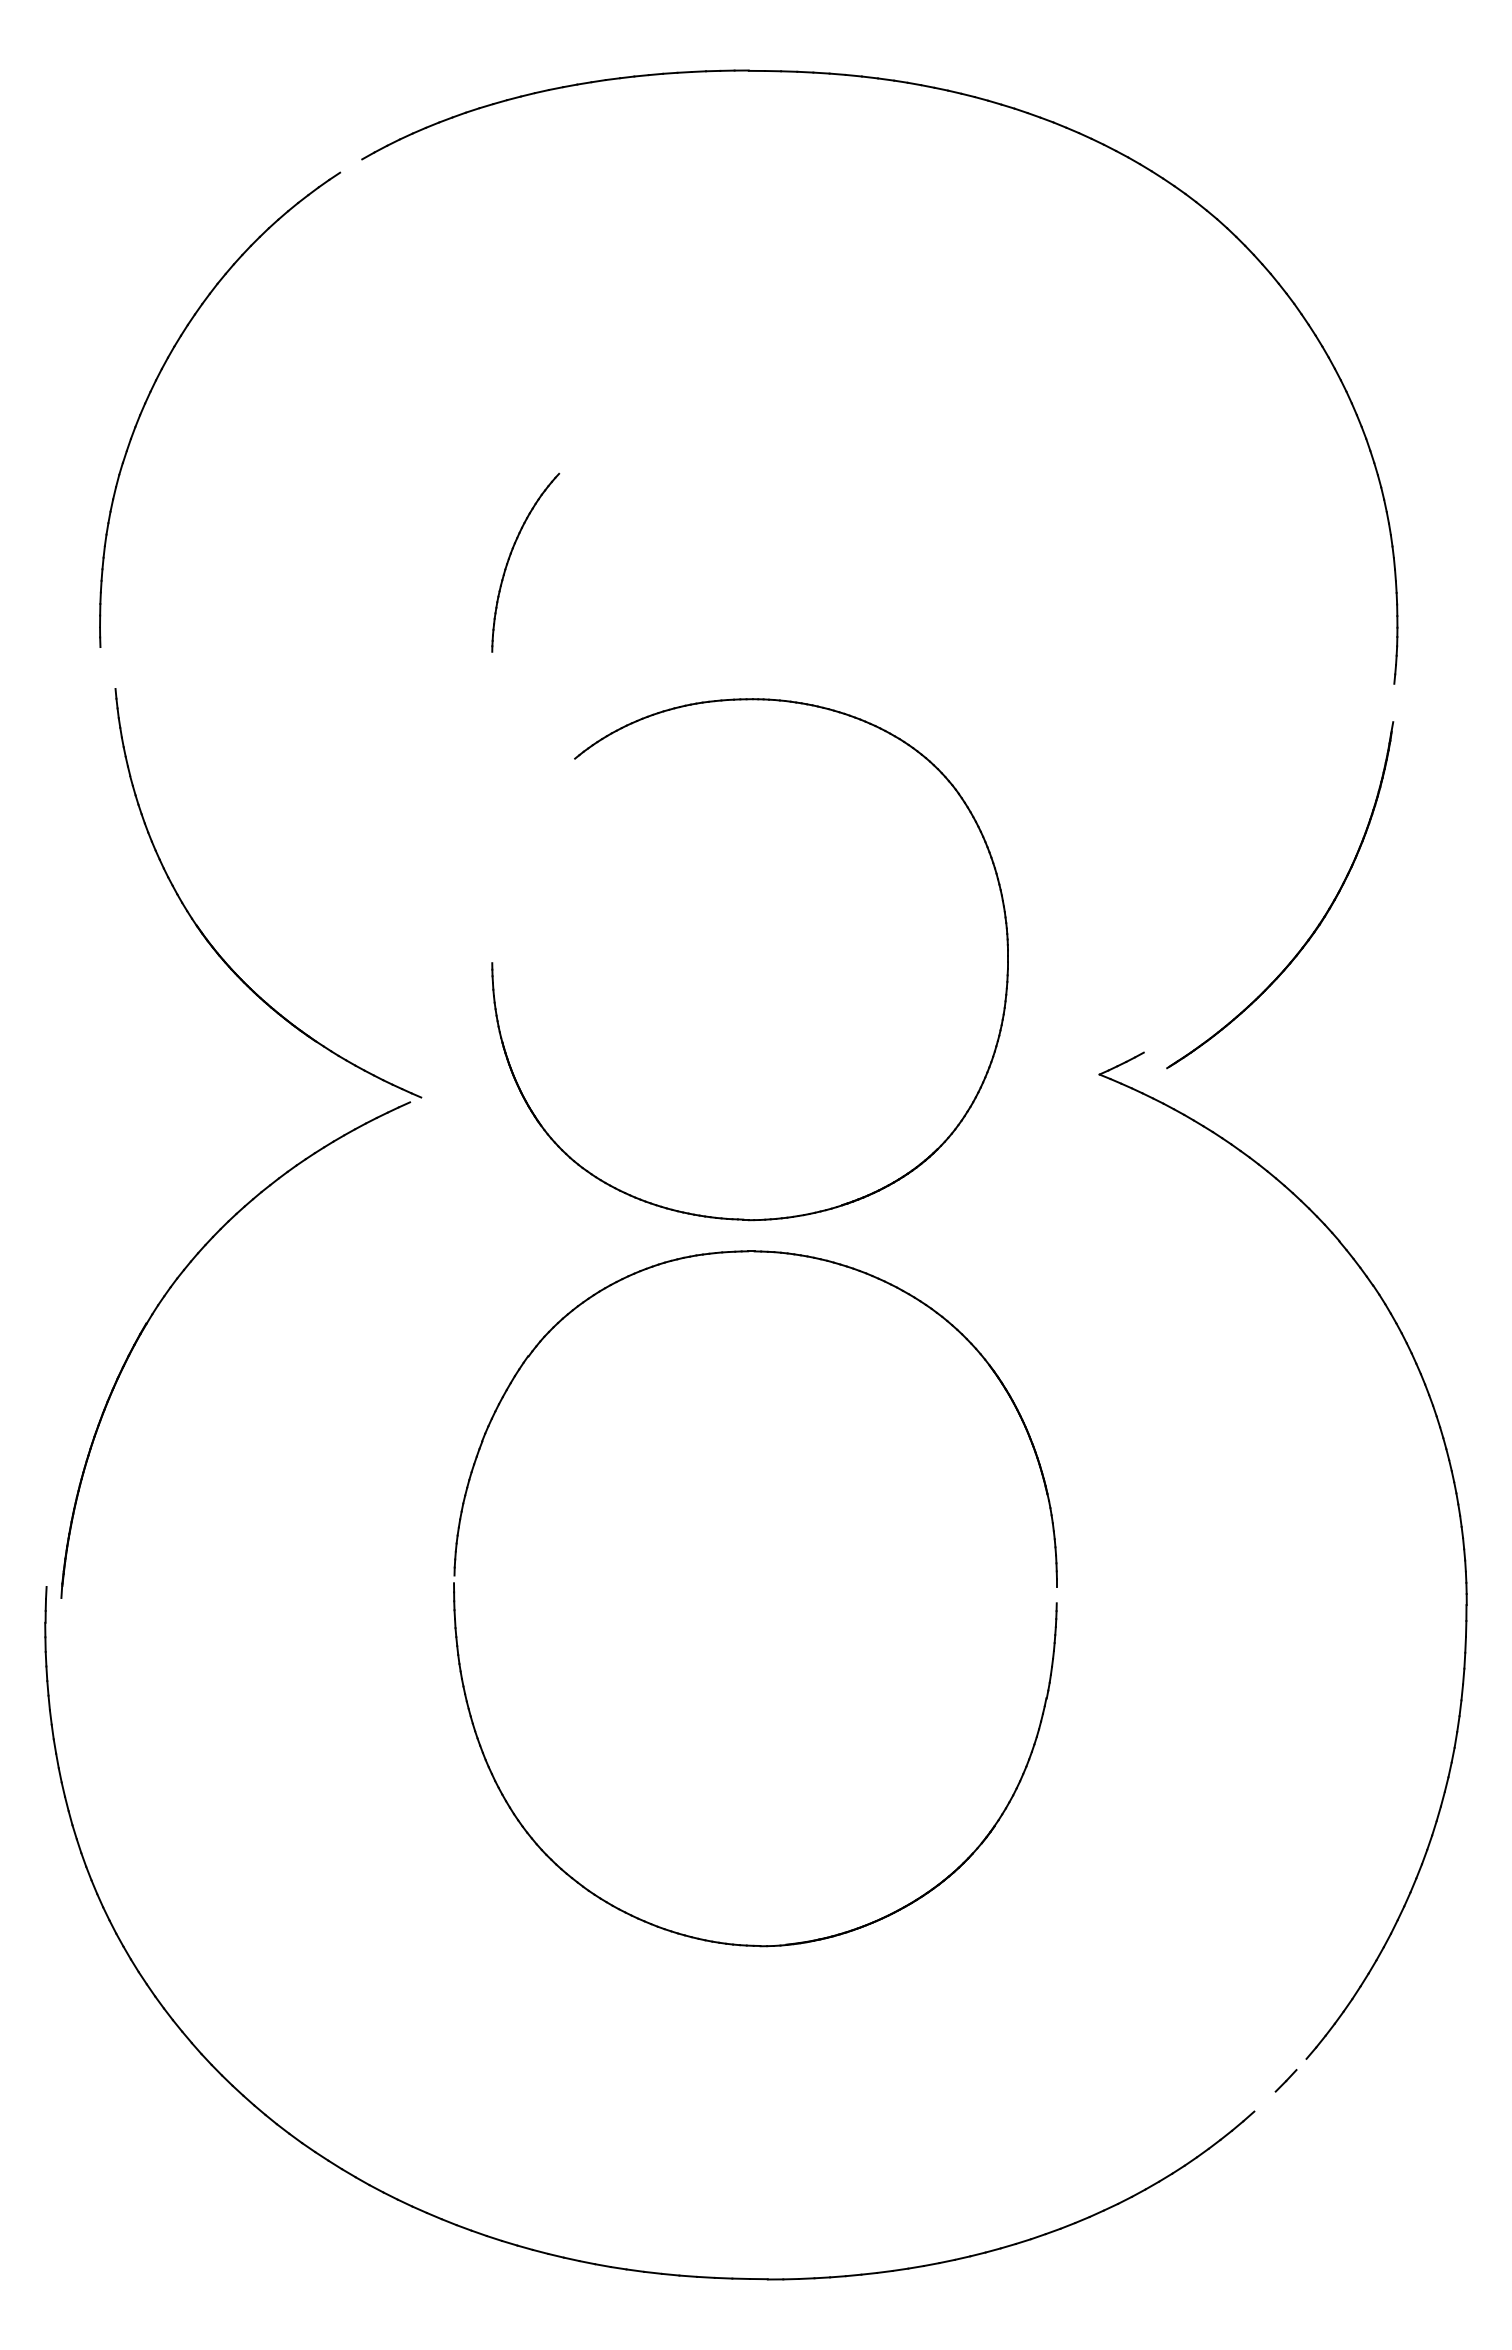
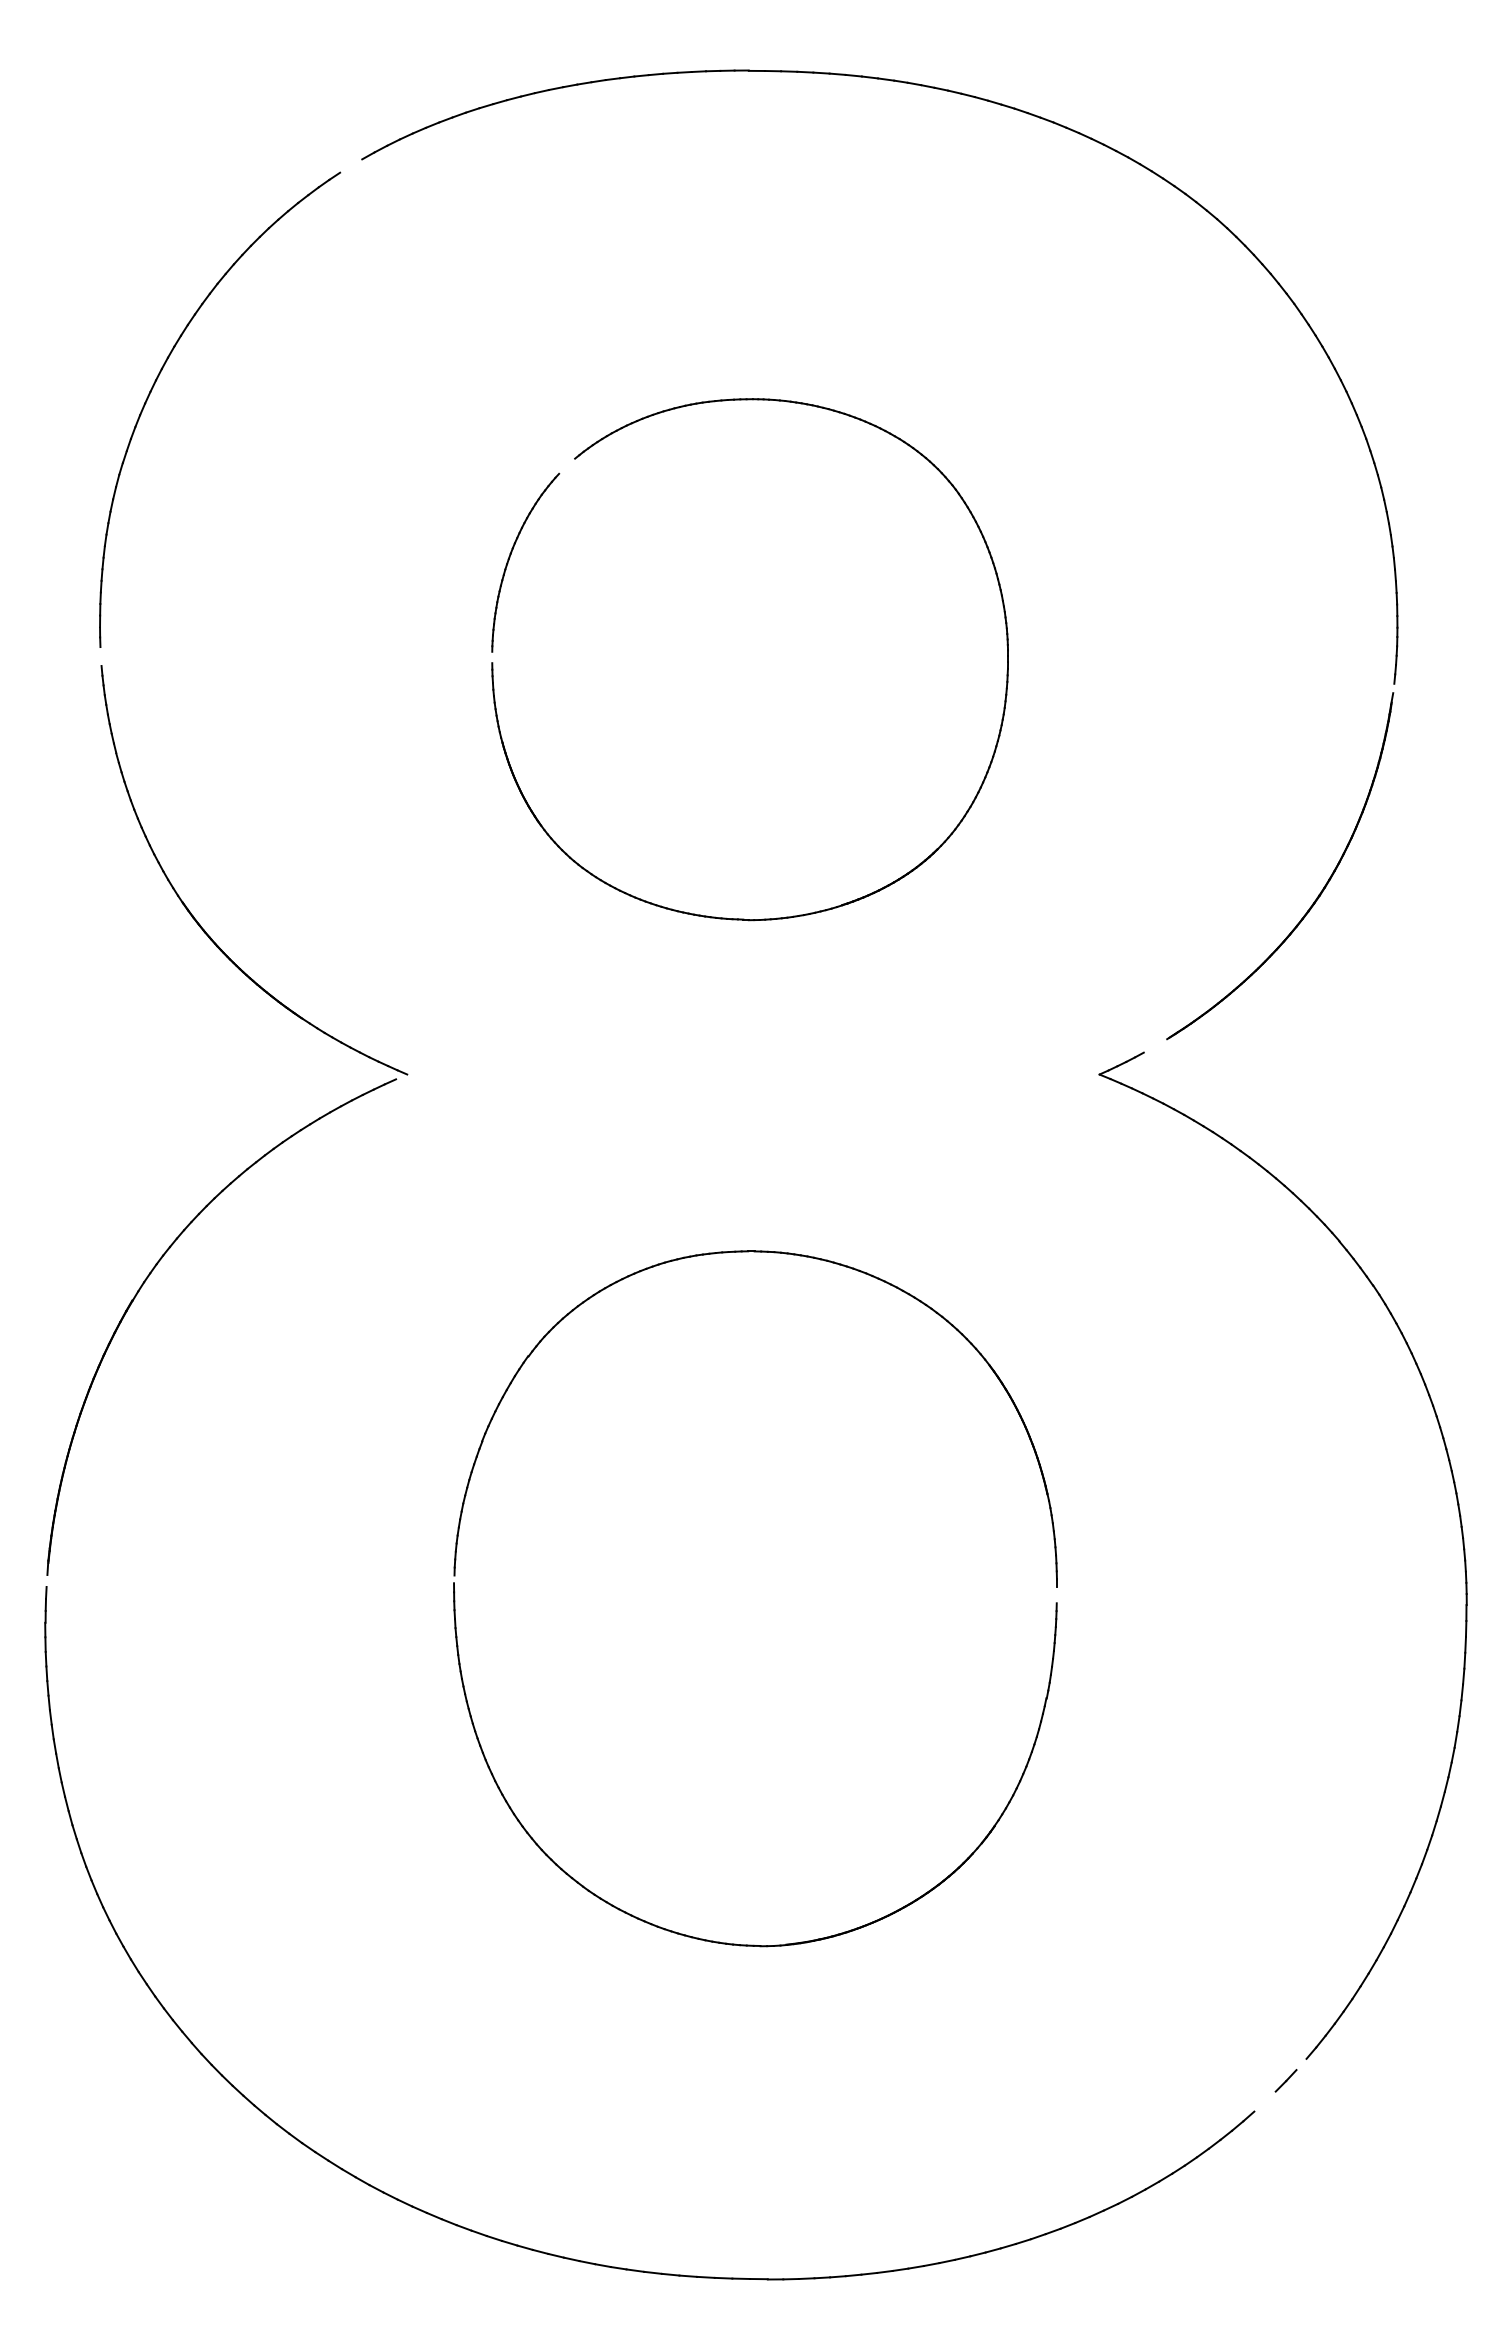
part position: (1320, 920) -> (1320, 891) (1320, 891)
part position: (493, 962) -> (493, 662) (493, 662)
part position: (270, 1183) -> (256, 1160) (256, 1160)
